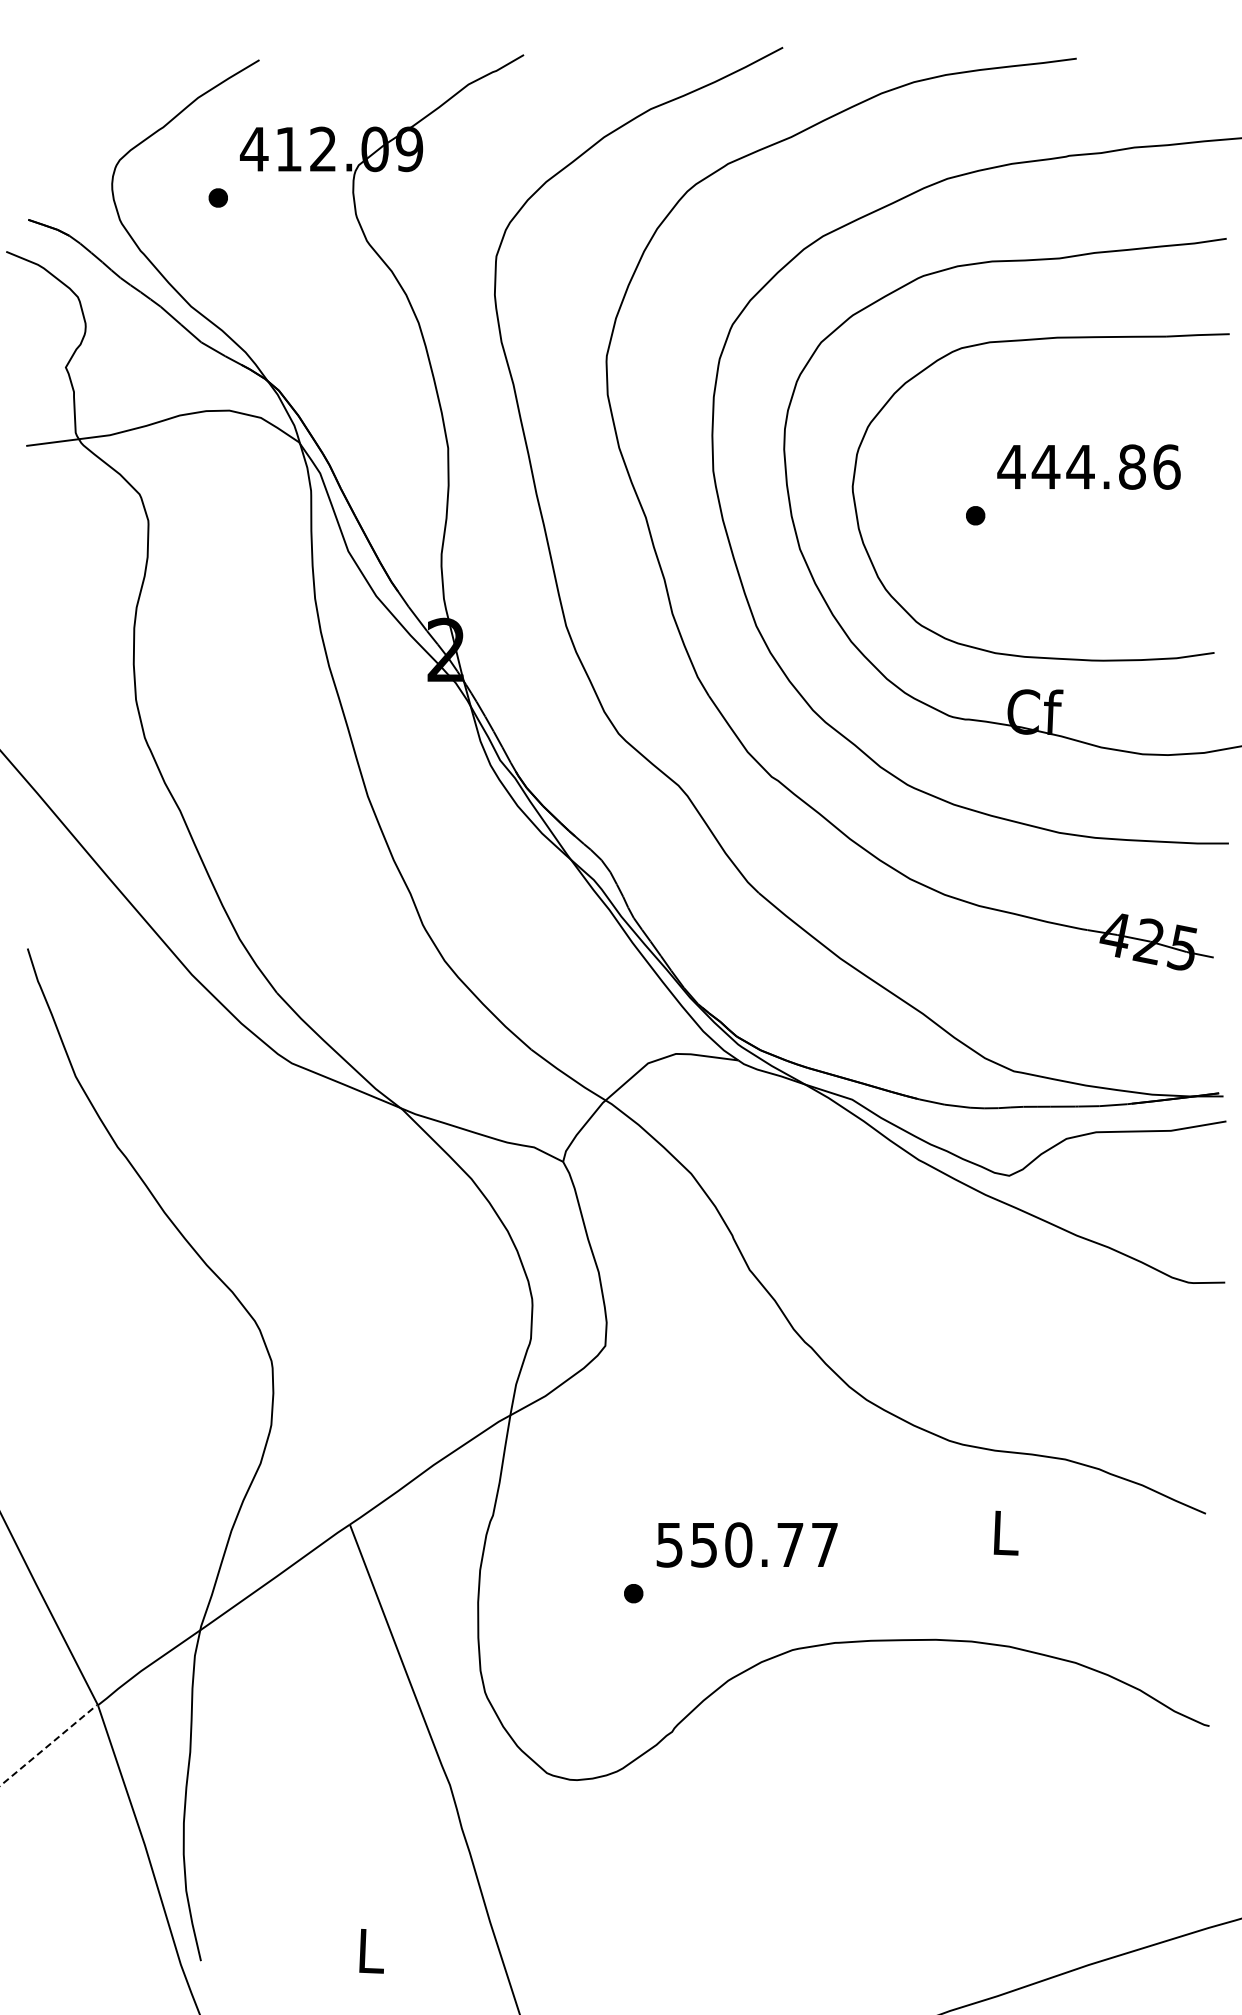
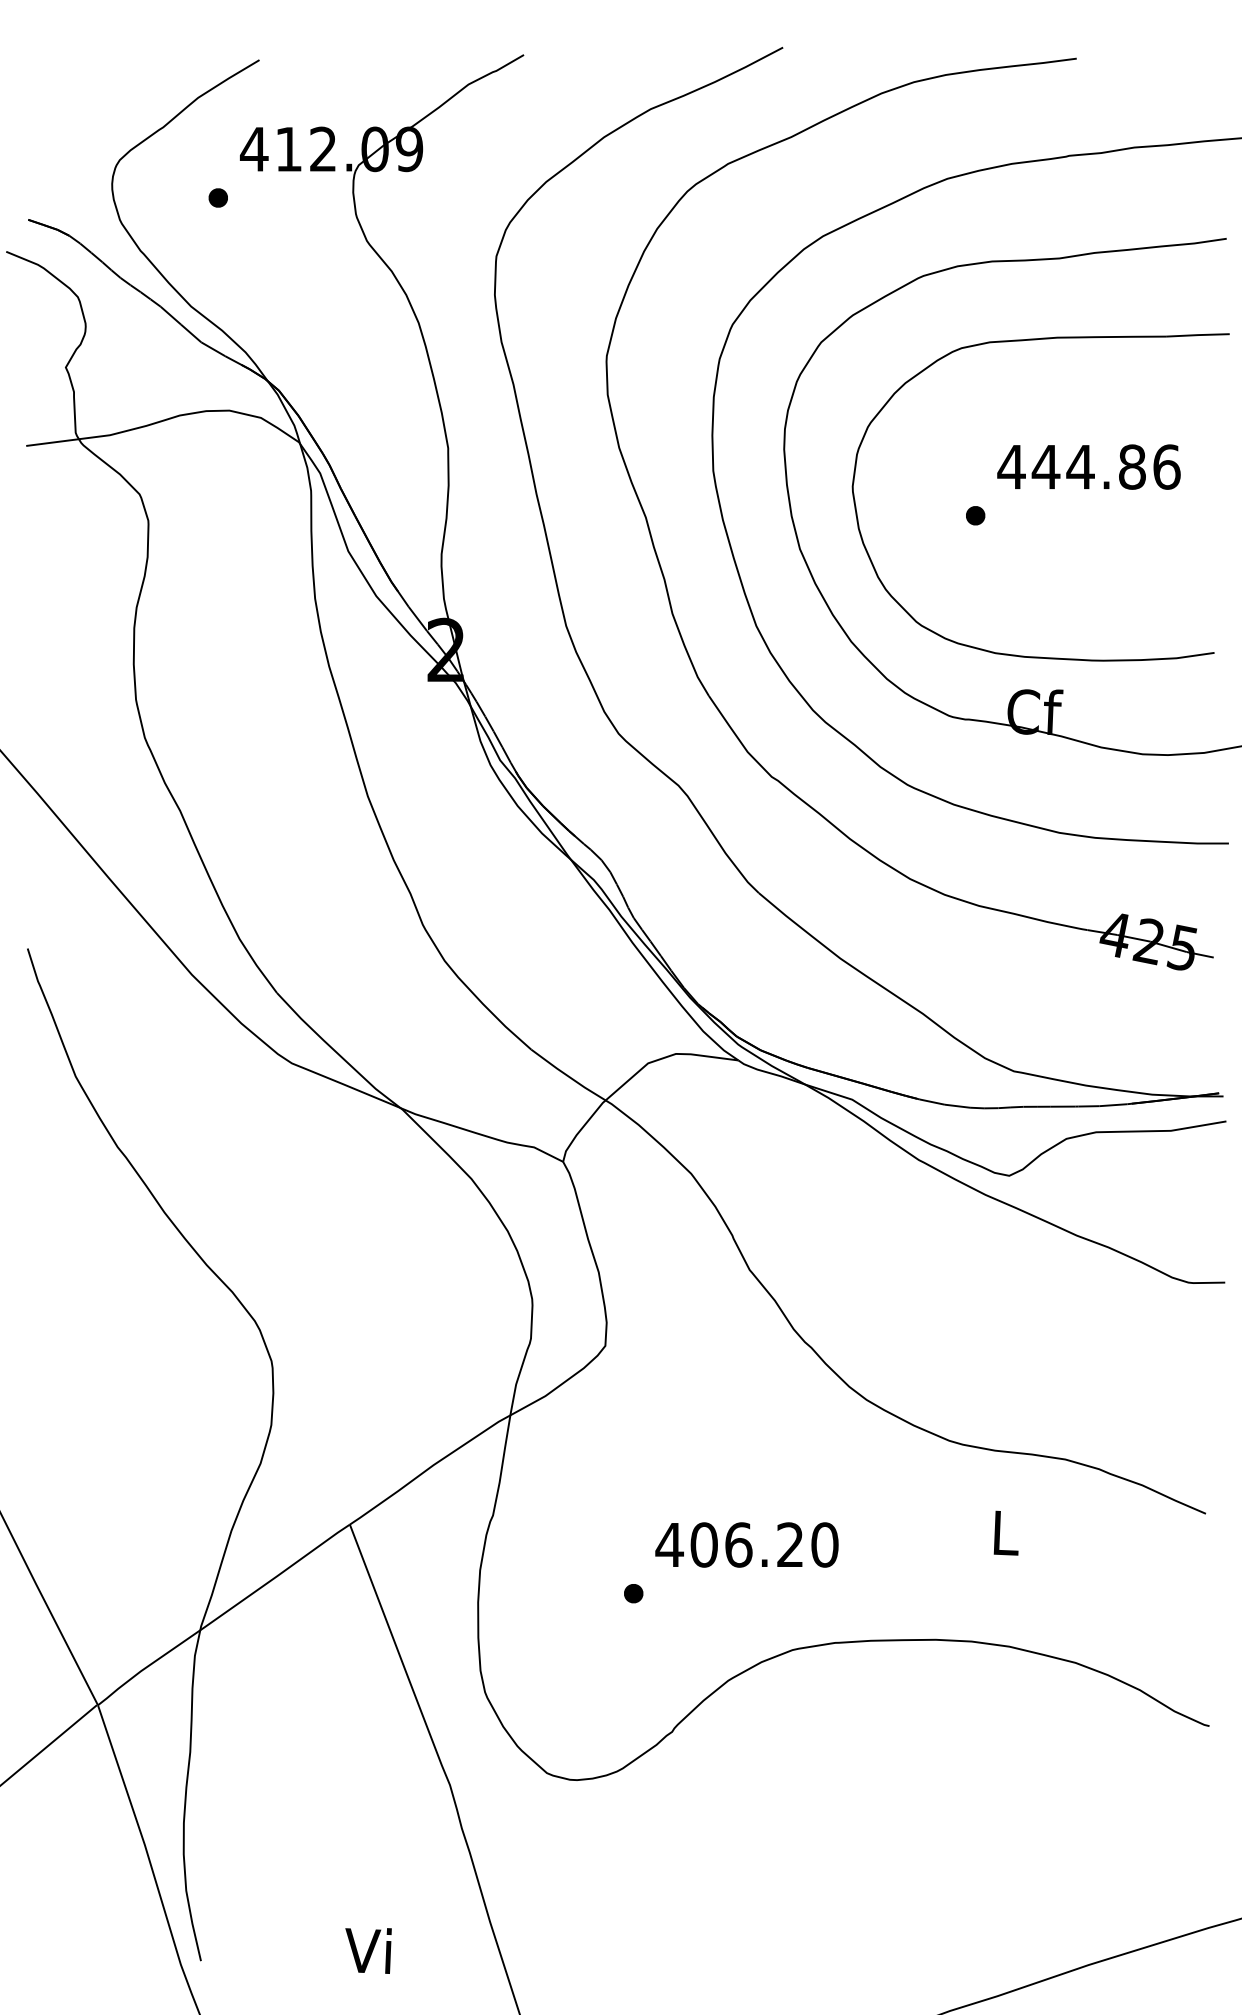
text: 550.77 -> 406.20 (746, 1544)
line: dashed -> solid (48, 1745)
text: L -> Vi (368, 1950)
